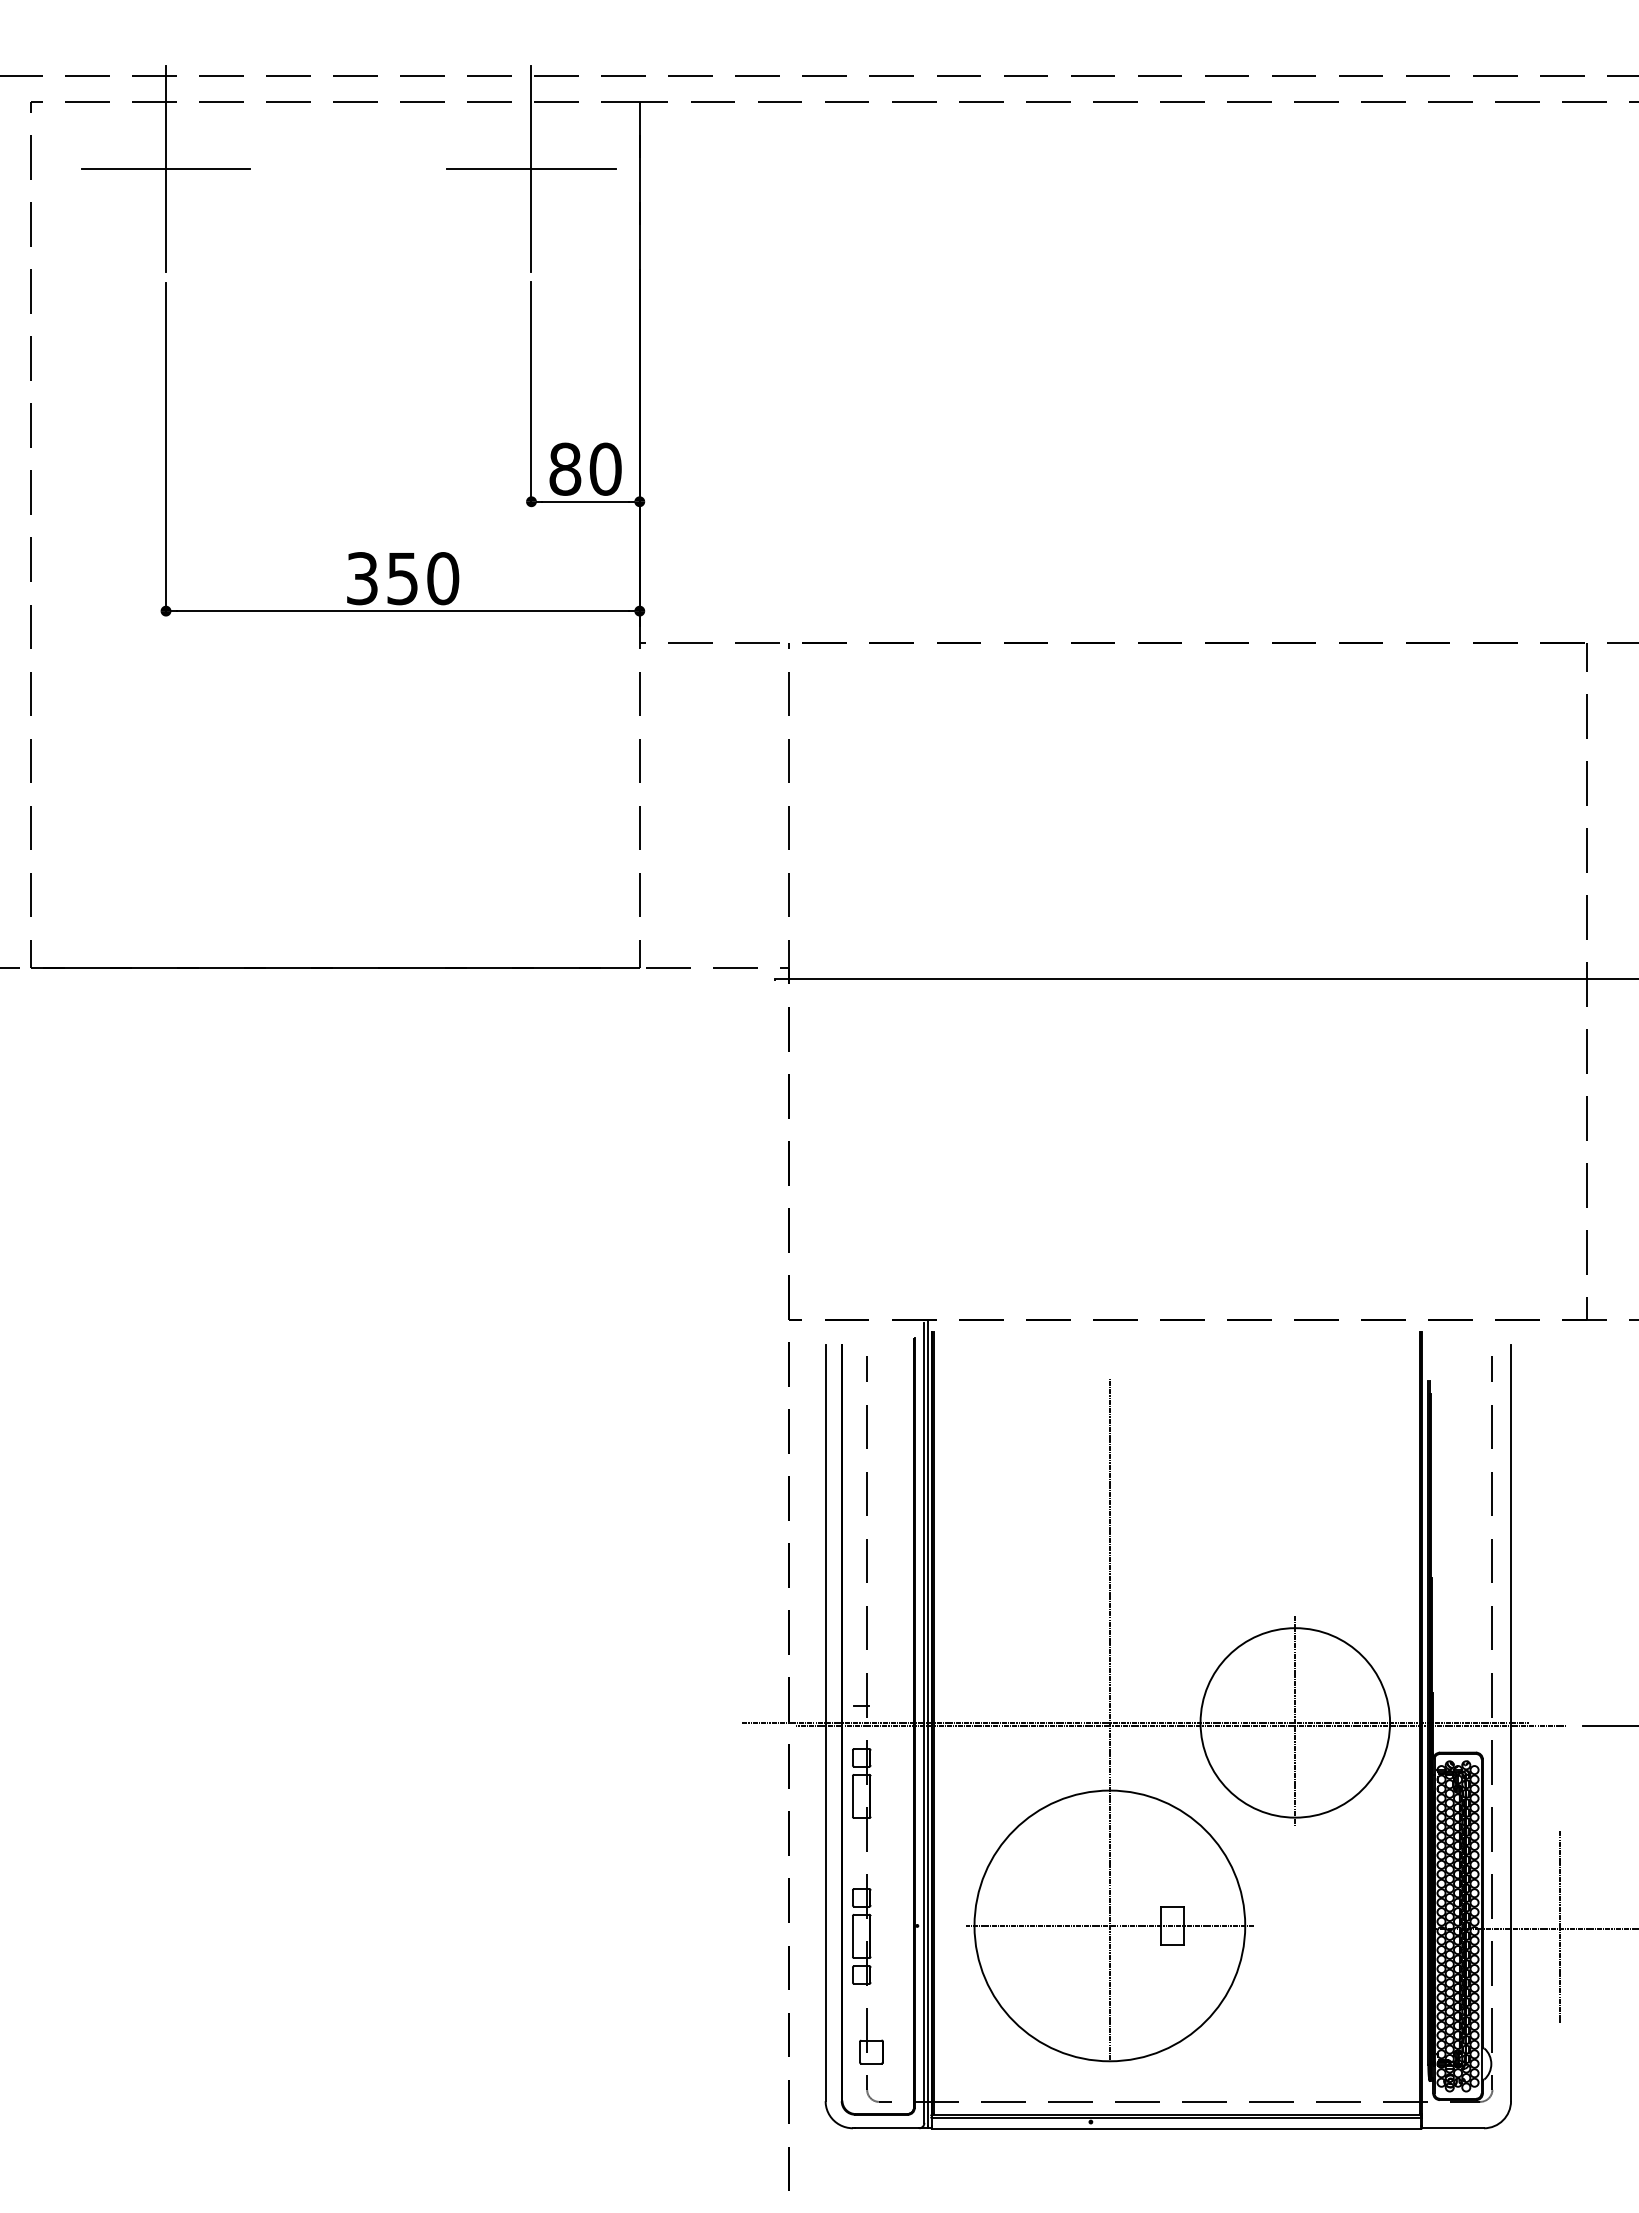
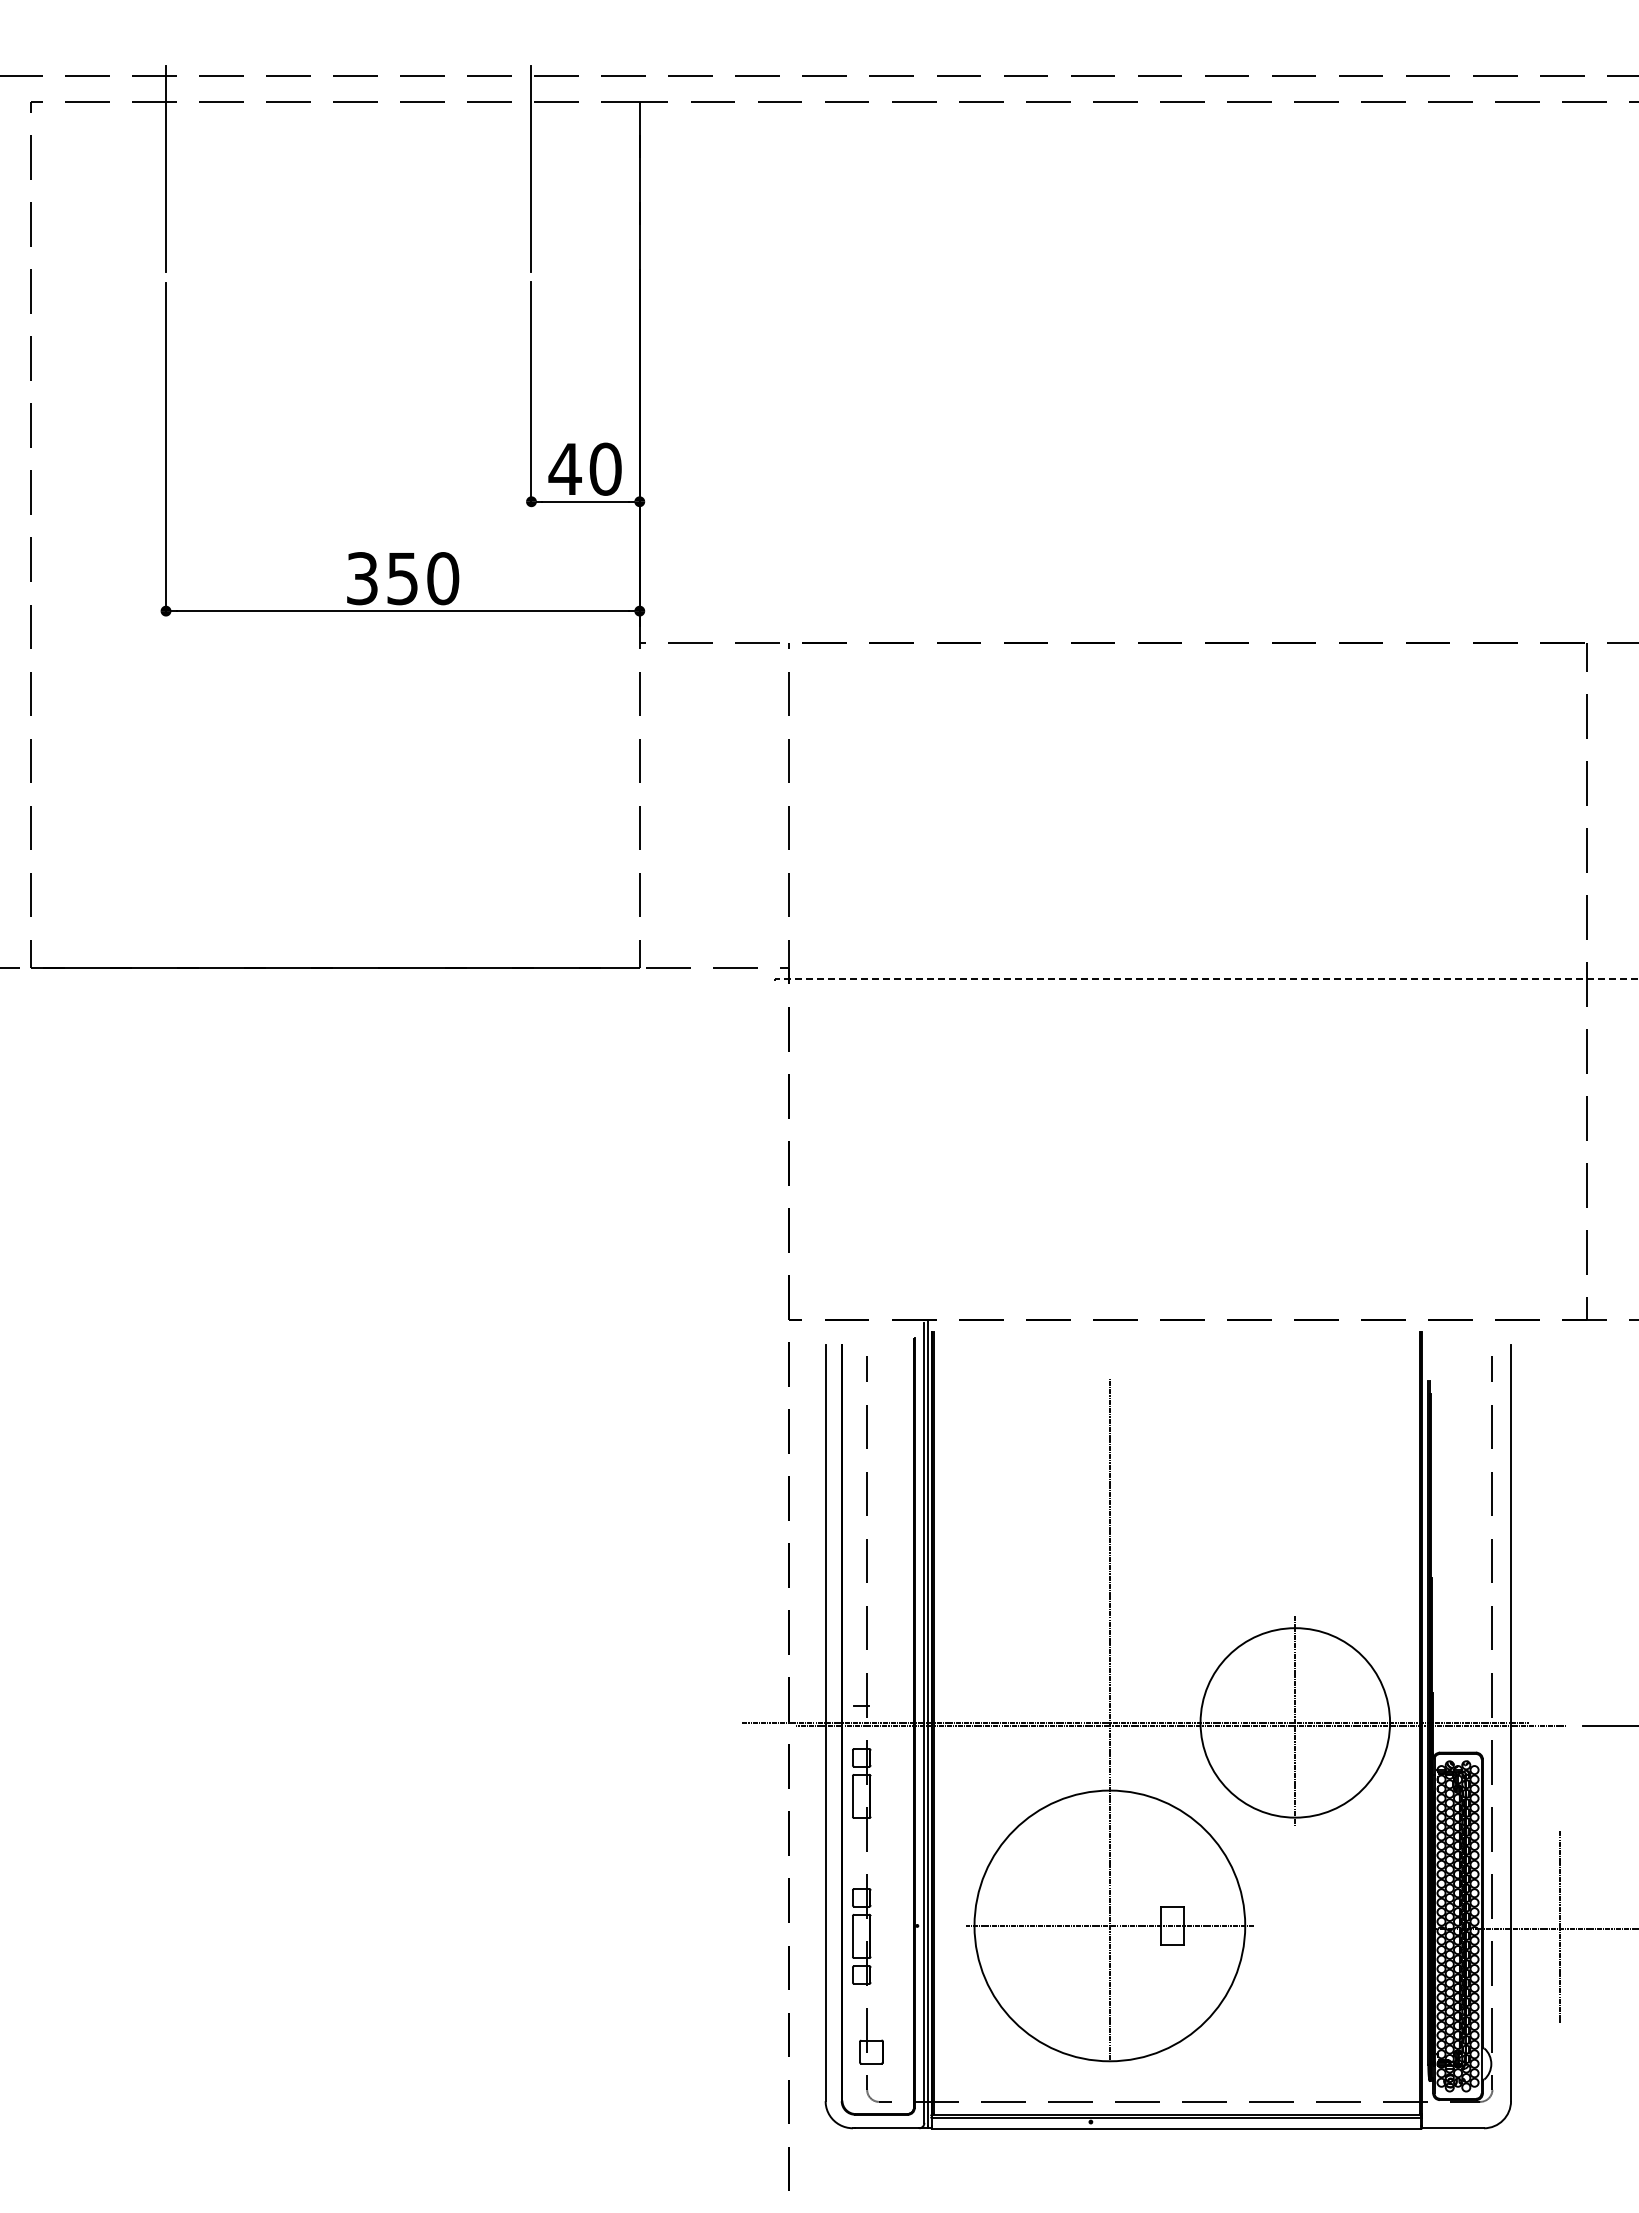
line: present -> none (165, 169)
line: present -> none (530, 169)
text: 80 -> 40 (564, 468)
line: solid -> dashed (1204, 979)
